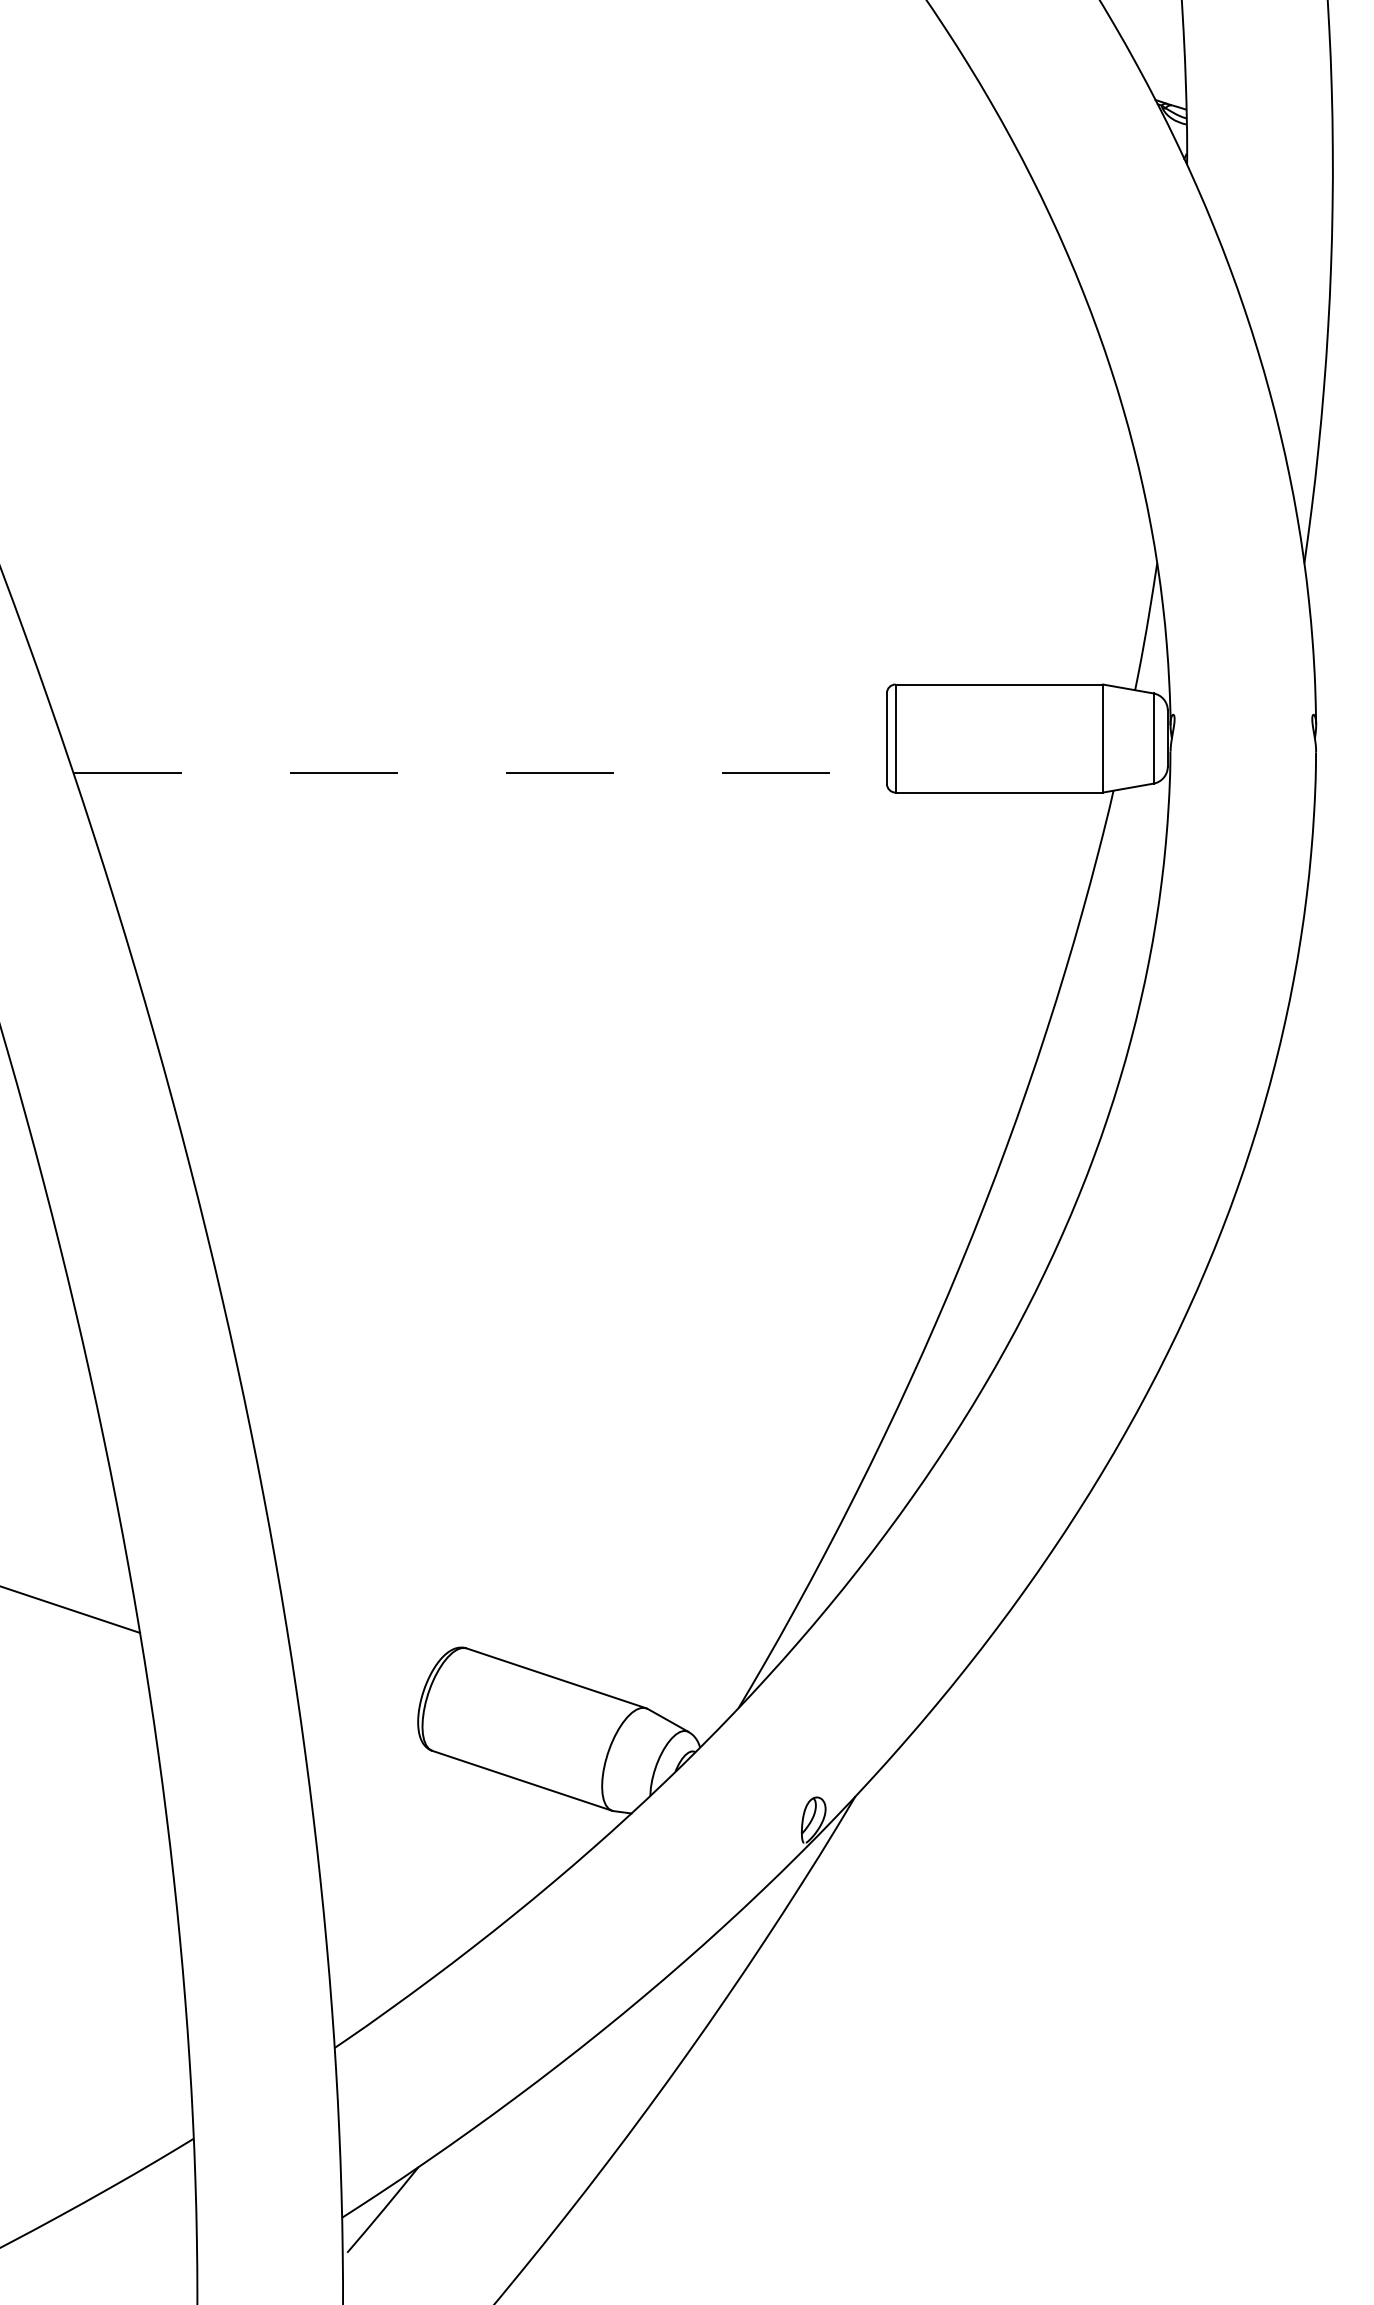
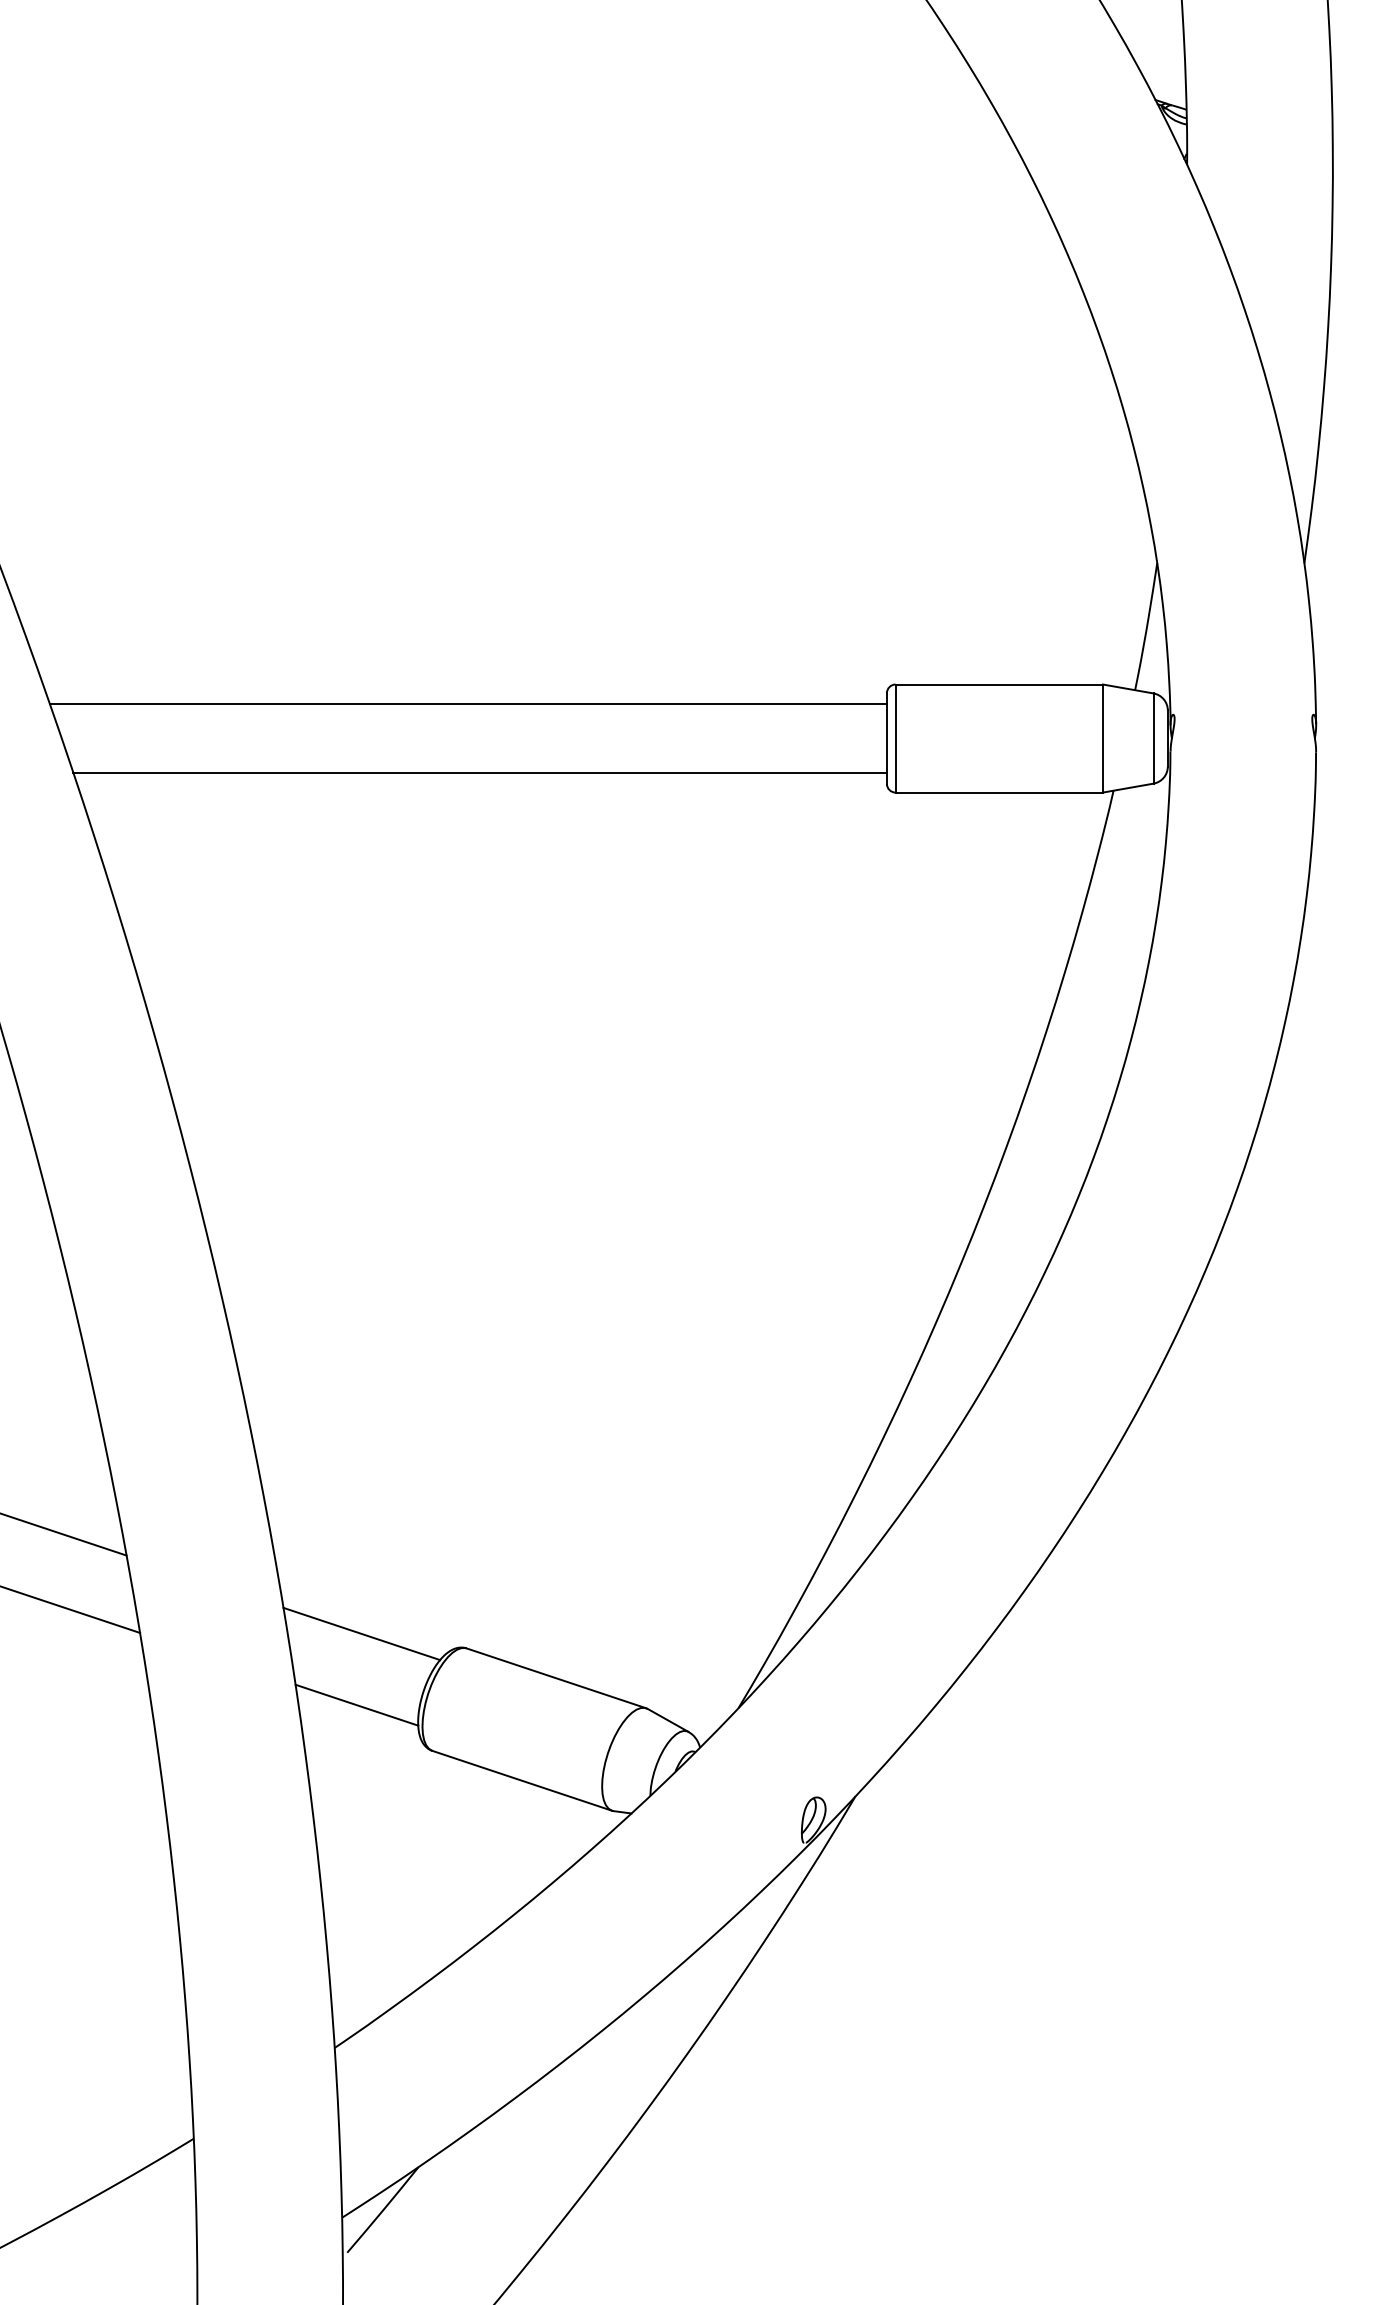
line: none -> present (467, 703)
line: dashed -> solid (480, 773)
line: none -> present (64, 1534)
line: none -> present (361, 1633)
line: none -> present (356, 1704)
